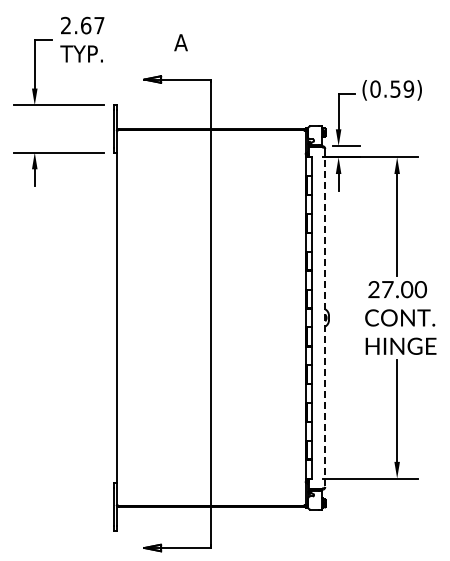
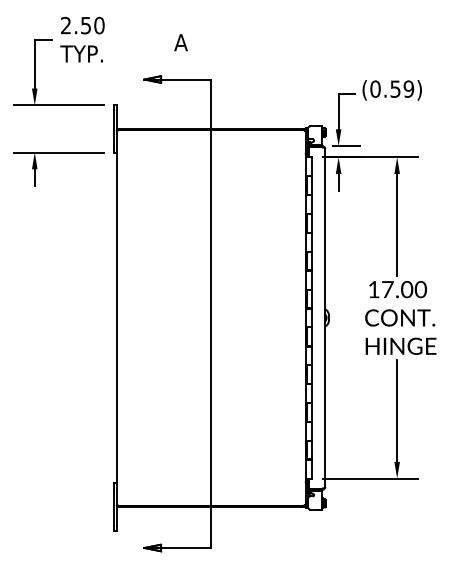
text: 2.67 -> 2.50 (92, 25)
text: 27.00 -> 17.00 (373, 289)
line: dashed -> solid (325, 318)
